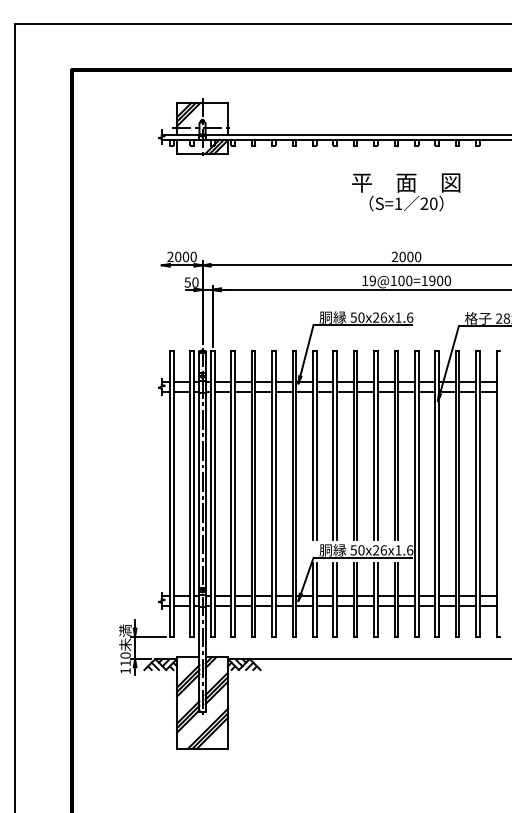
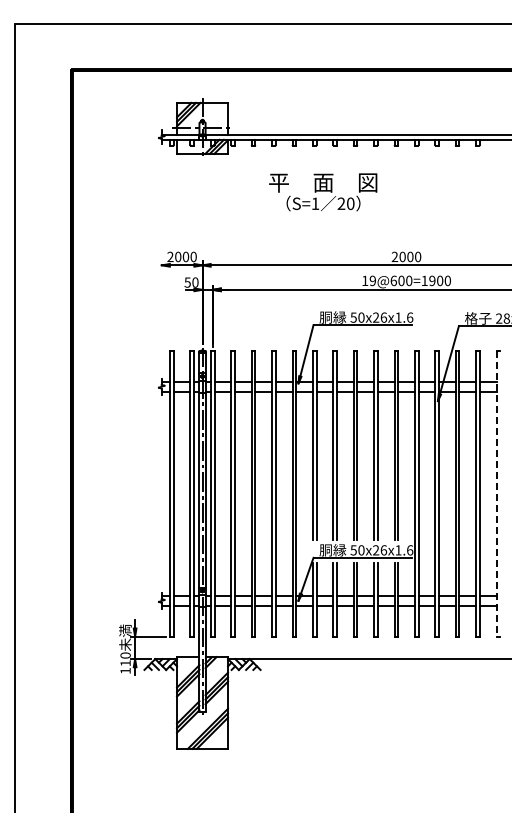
text position: (406, 192) -> (323, 192) (323, 192)
text: 19@100=1900 -> 19@600=1900 (393, 280)
line: solid -> dashed (496, 493)
